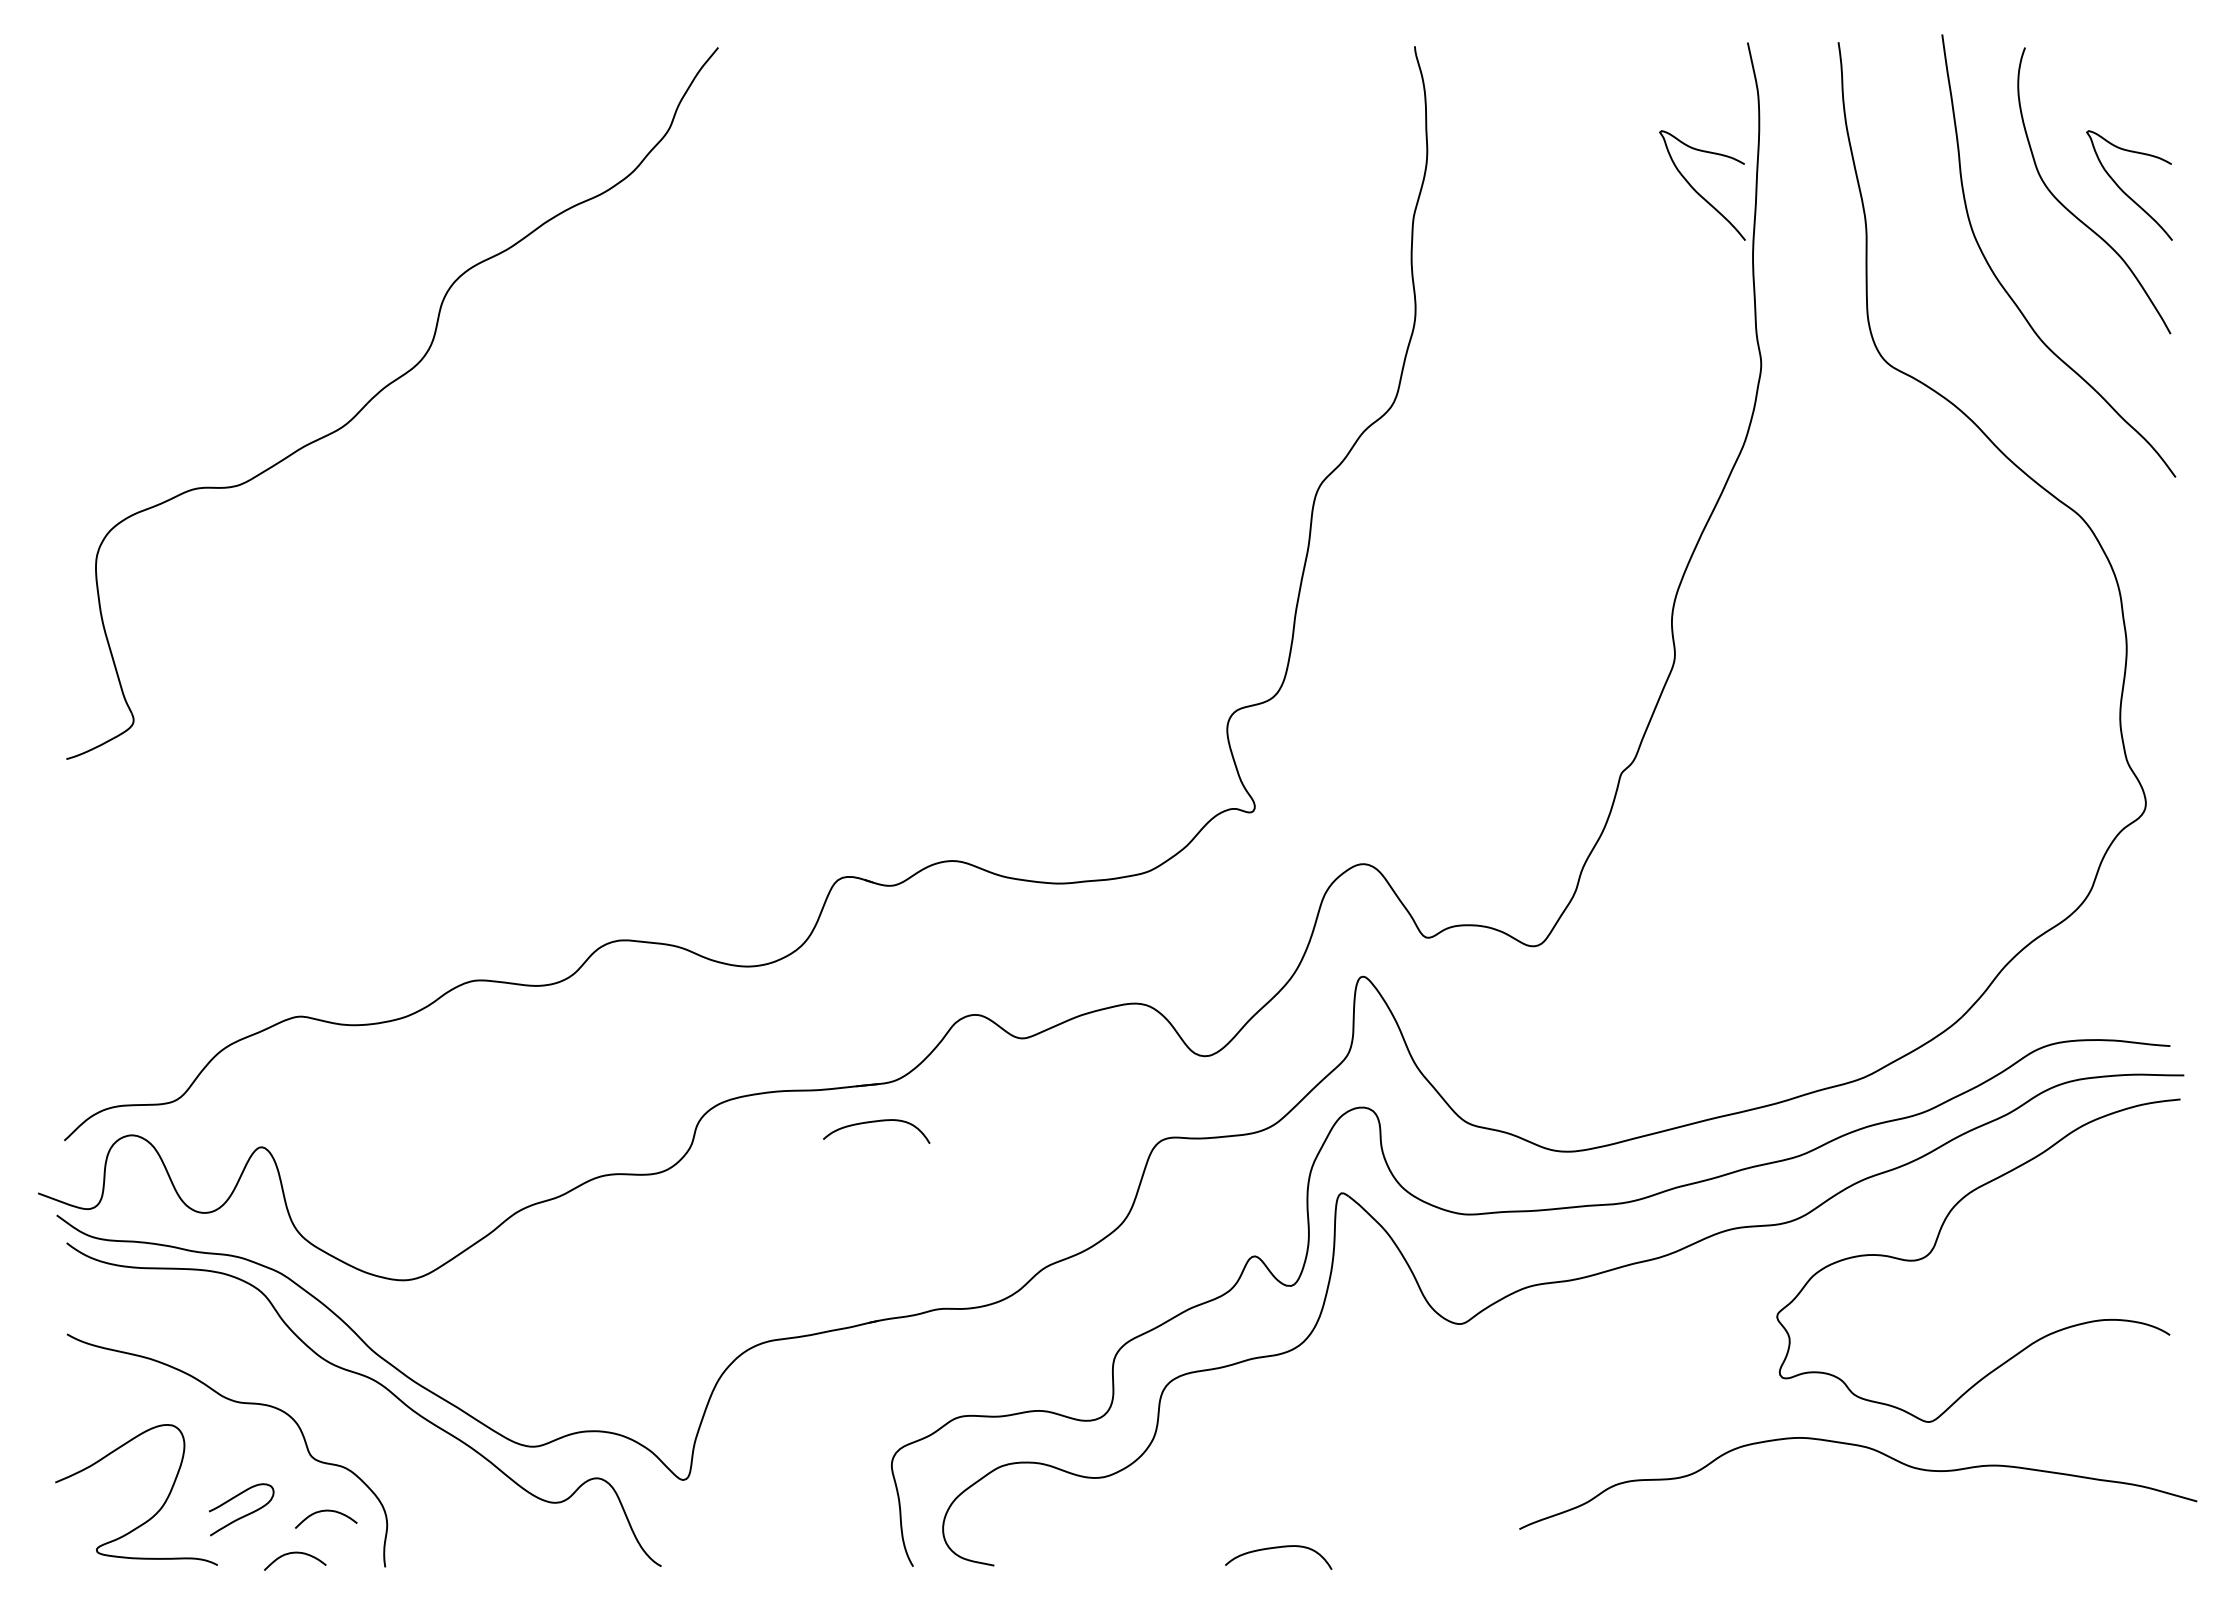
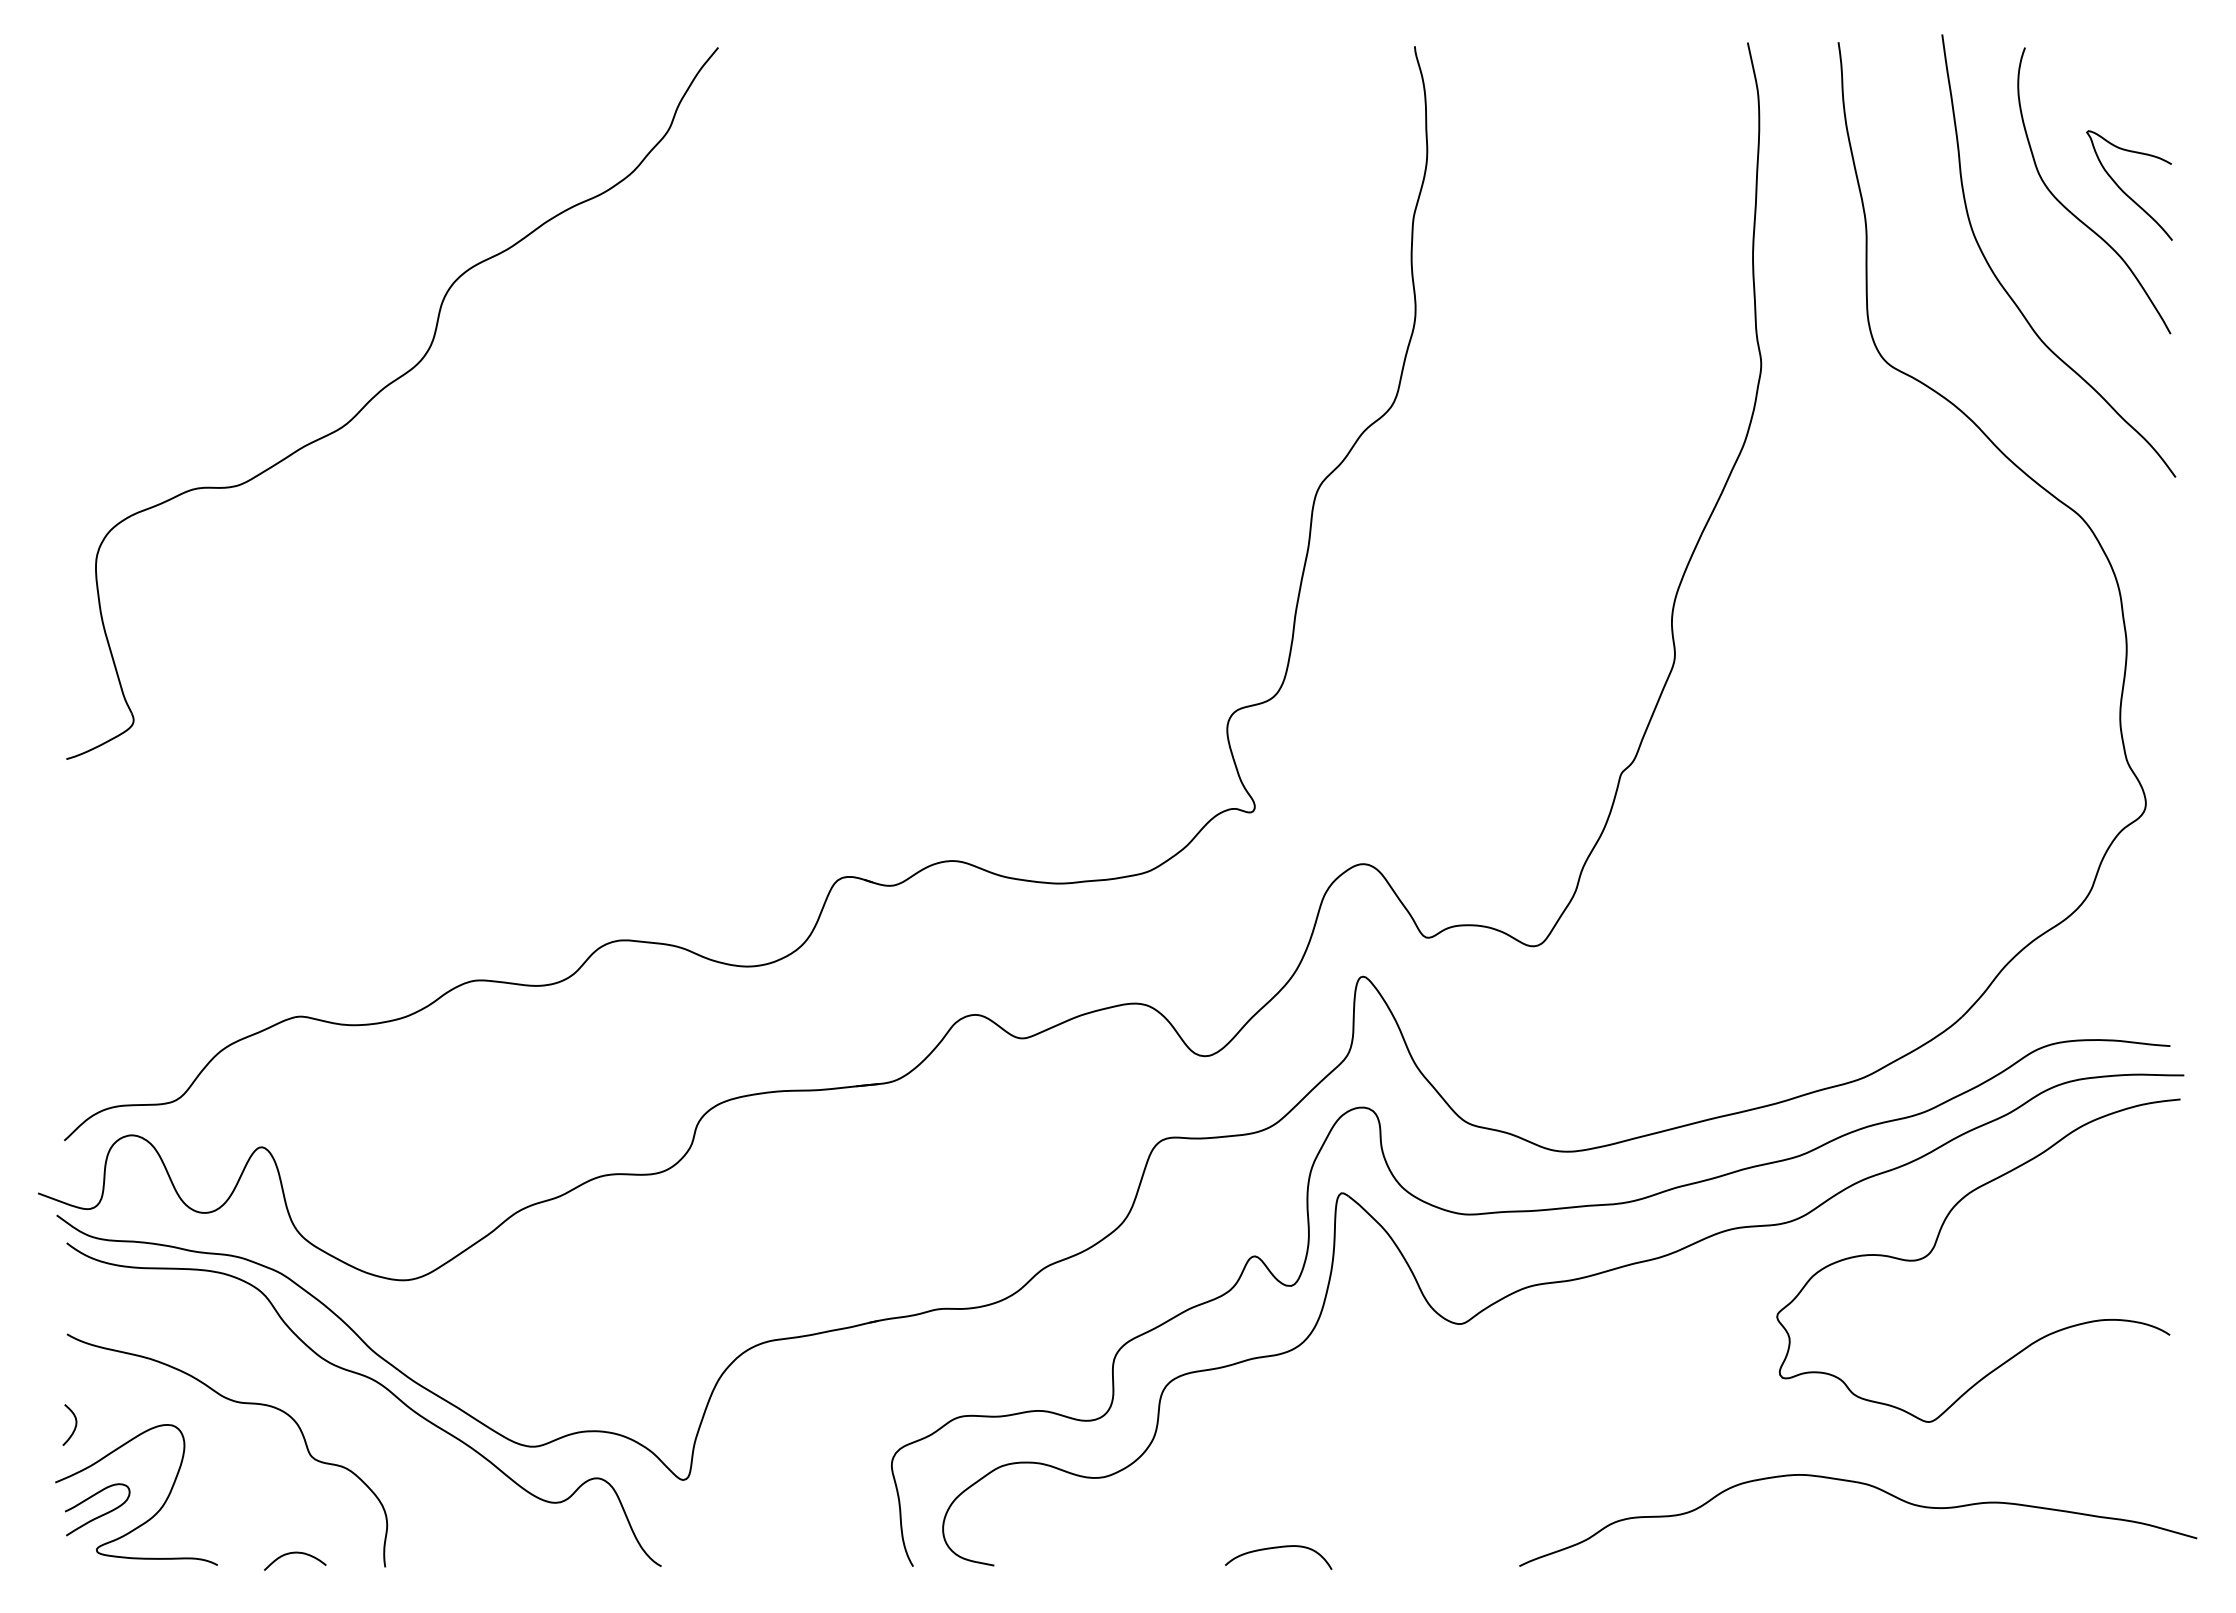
curve: present -> none (1696, 190)
curve: present -> none (876, 1122)
curve: none -> present (74, 1427)
curve position: (1869, 1449) -> (1869, 1486) (1869, 1486)
curve: present -> none (326, 1511)
curve position: (243, 1515) -> (99, 1515) (99, 1515)
